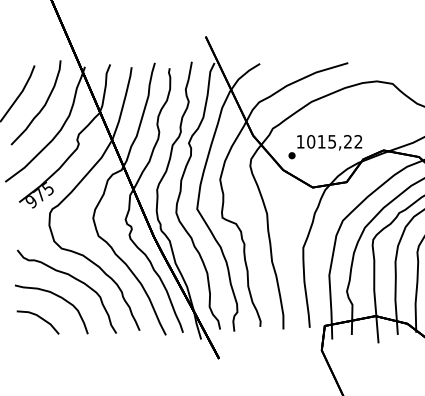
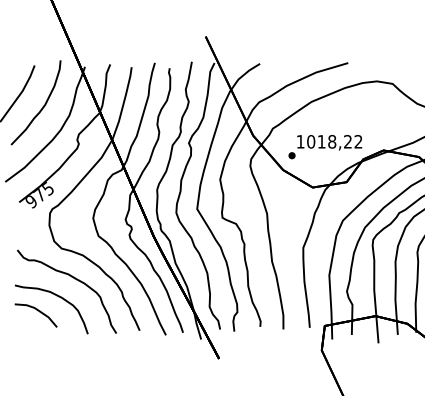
text: 1015,22 -> 1018,22 (332, 141)
curve position: (40, 318) -> (38, 311) (38, 311)
